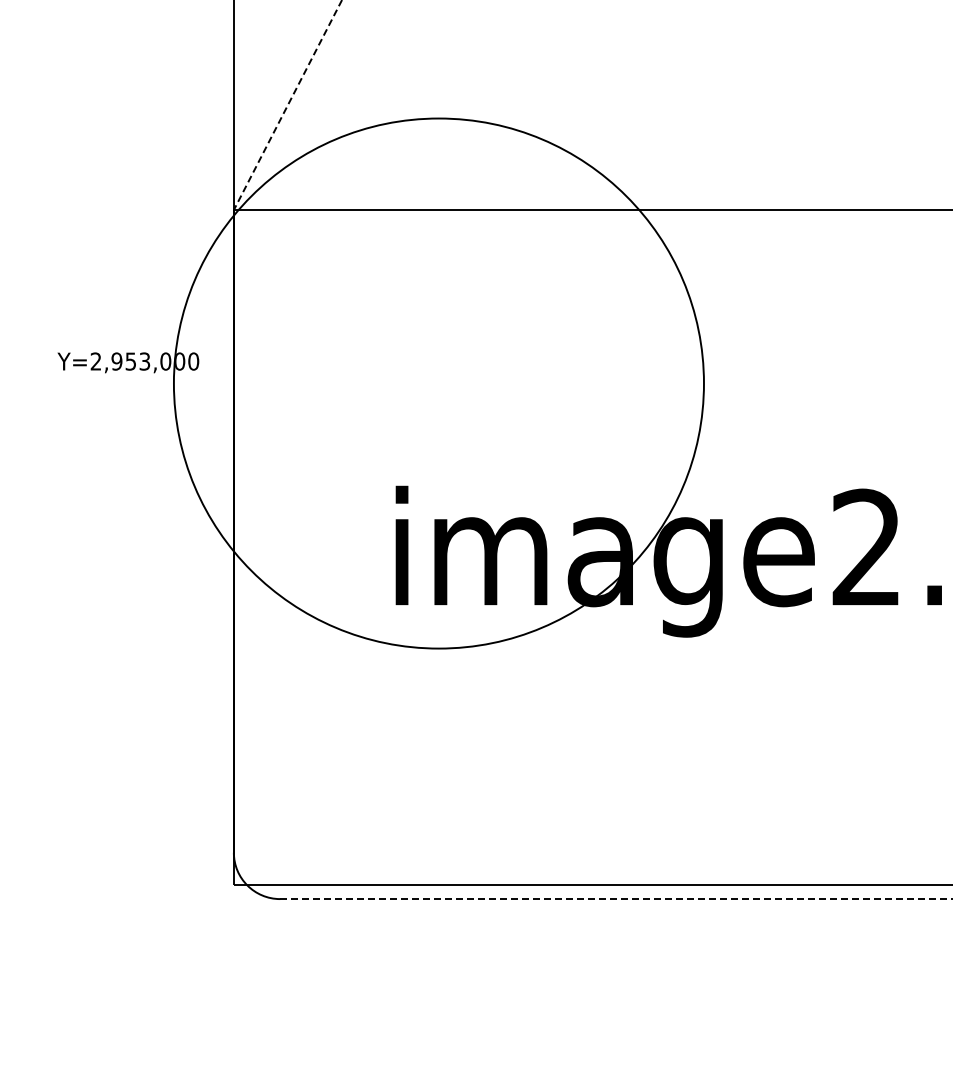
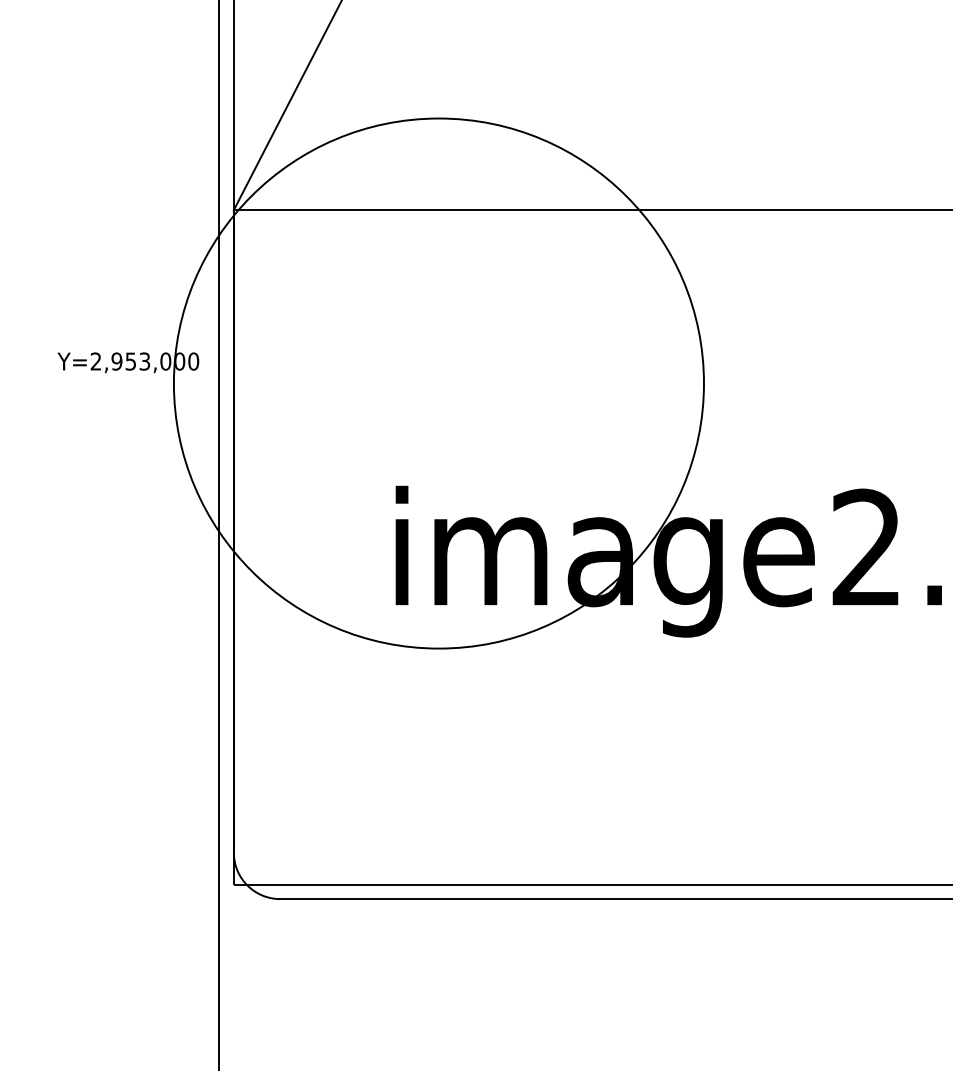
line: dashed -> solid (287, 105)
line: none -> present (219, 534)
line: dashed -> solid (615, 899)
